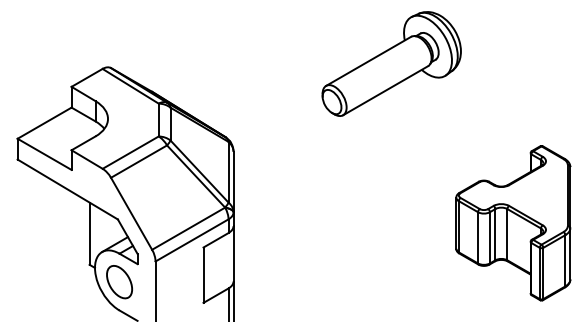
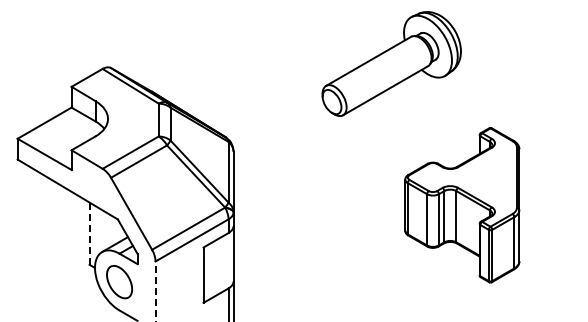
part position: (513, 223) -> (462, 205) (462, 205)
line: solid -> dashed (89, 234)
line: solid -> dashed (155, 291)
